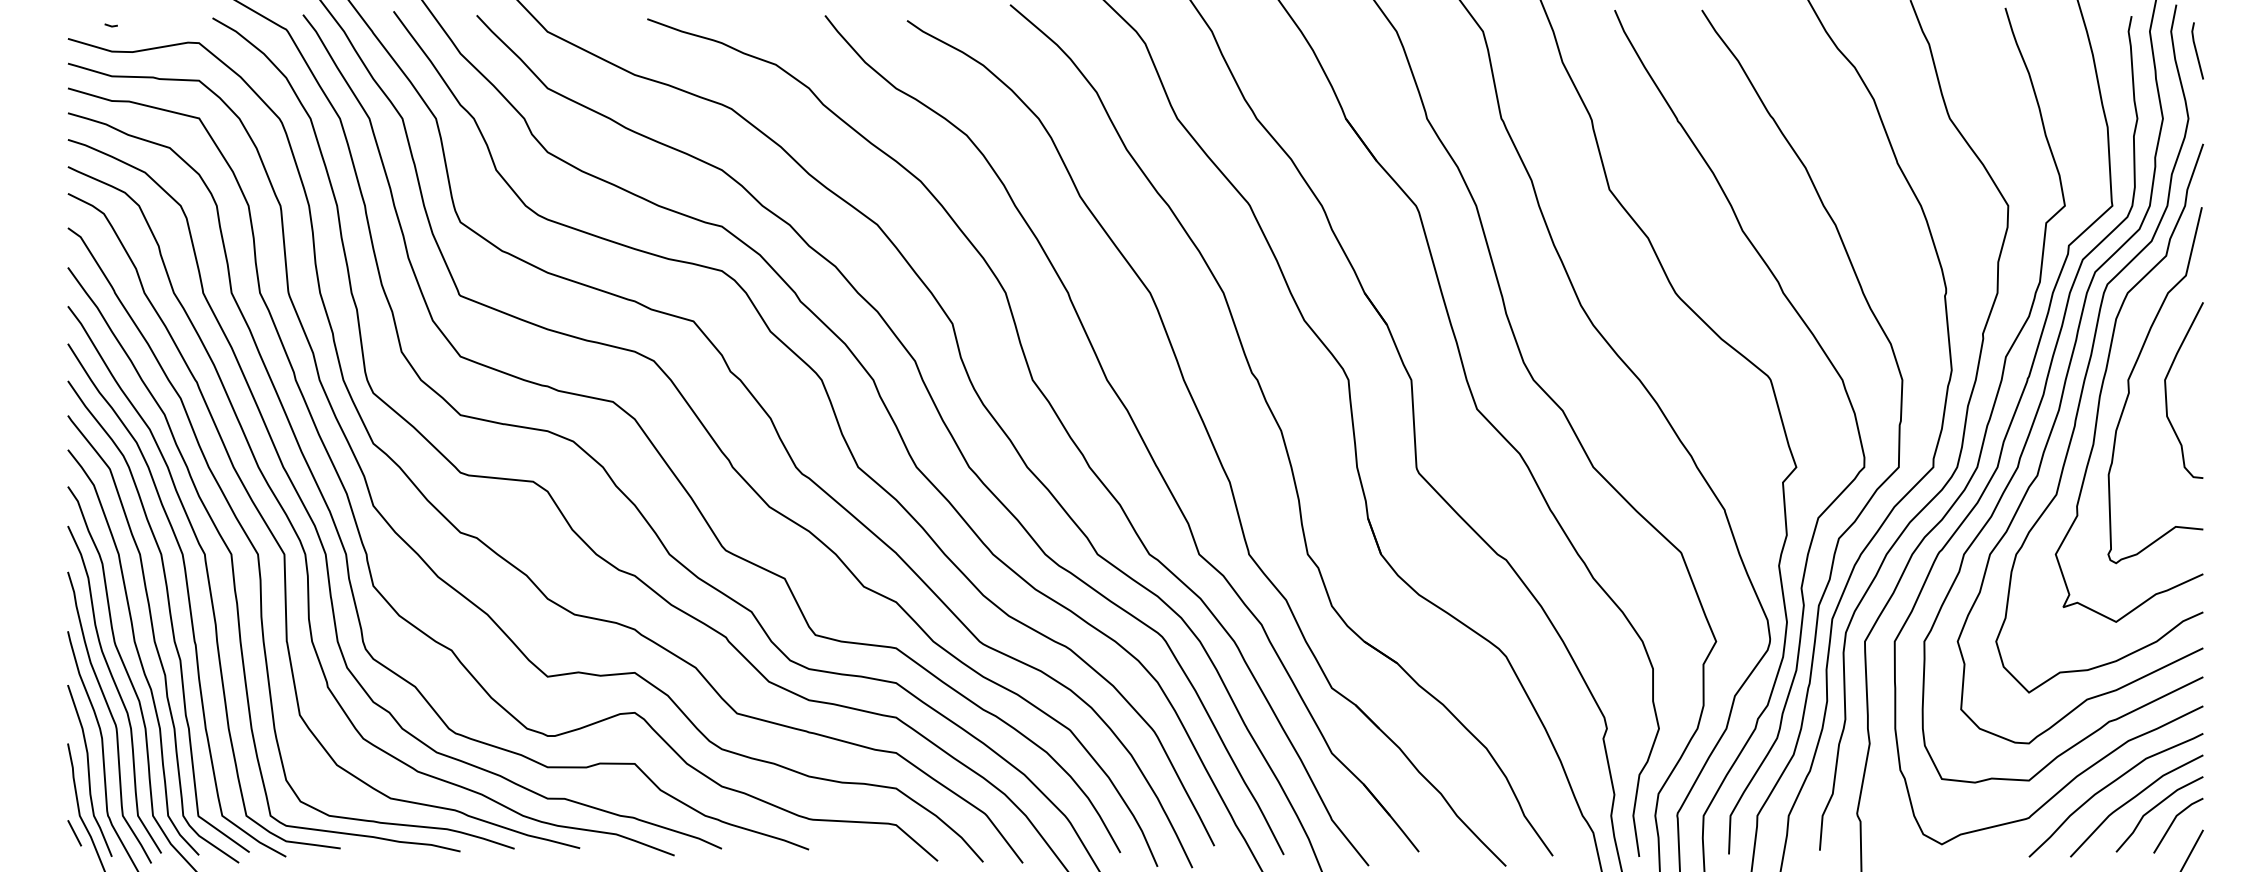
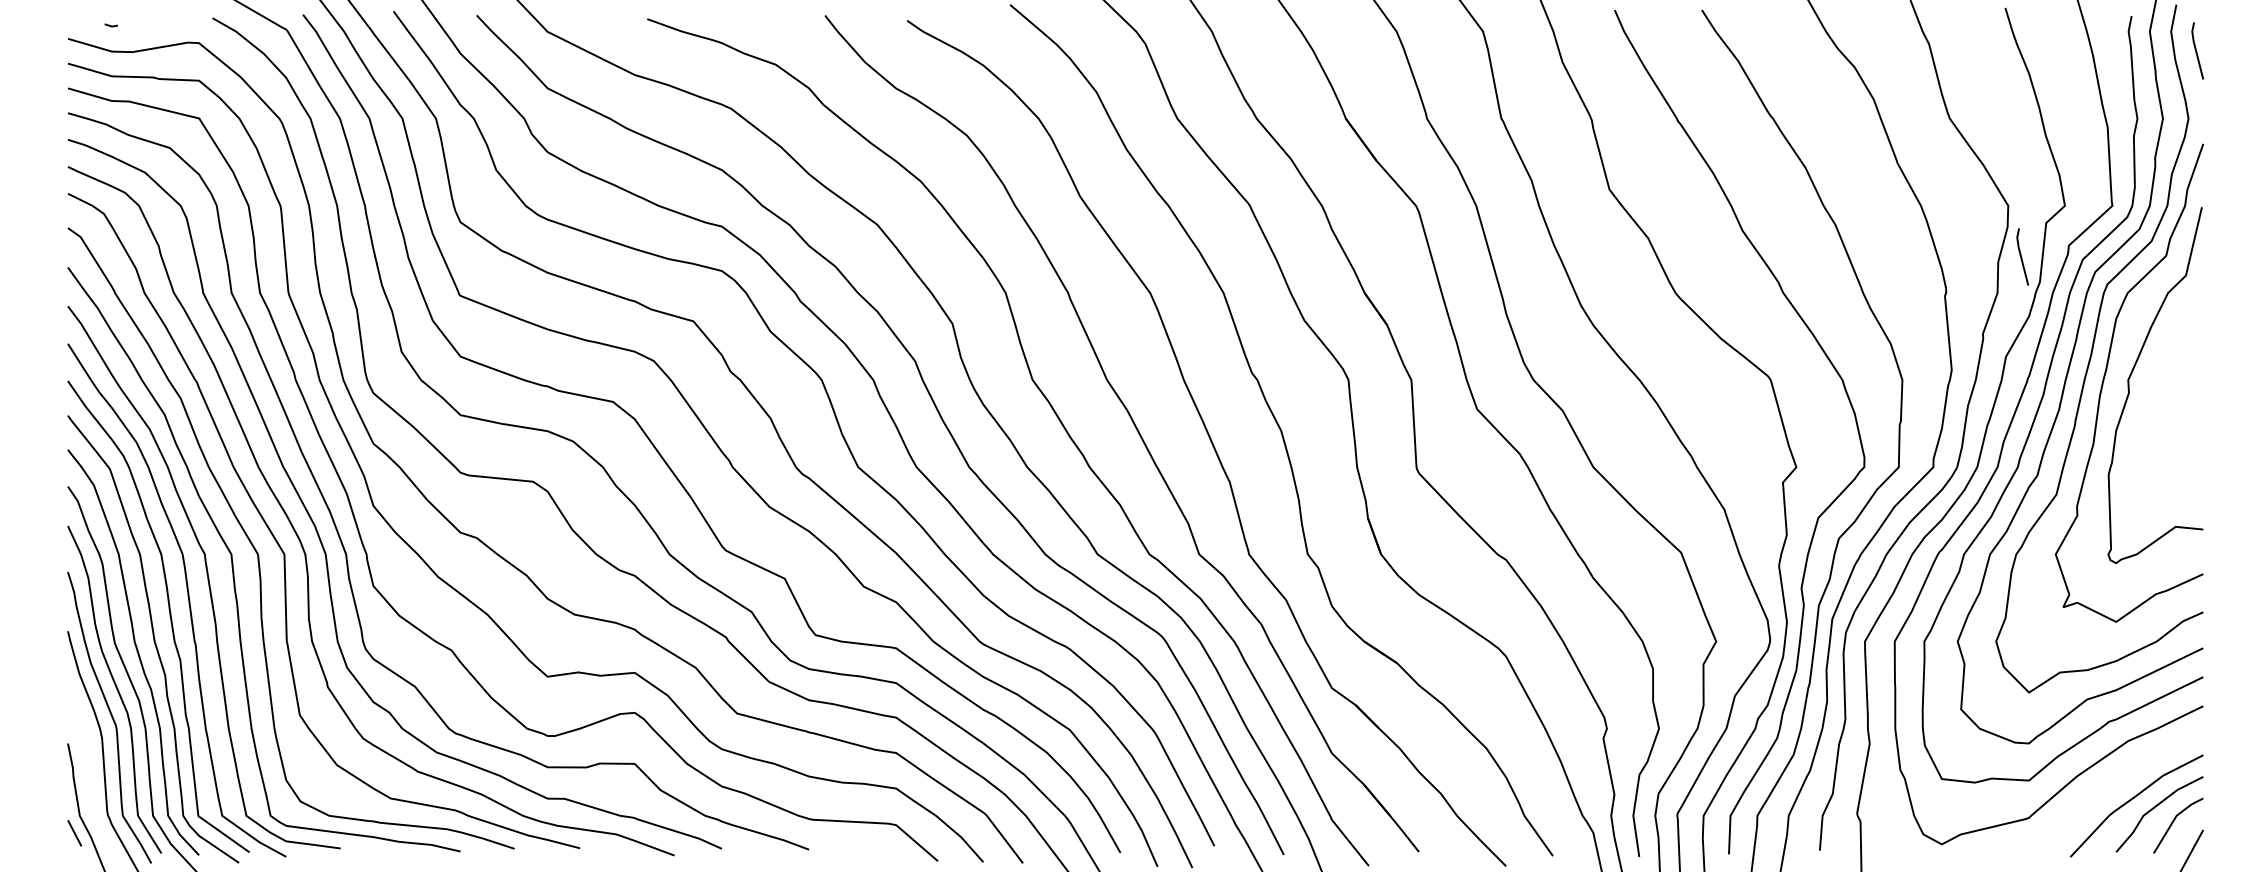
line: none -> present (2021, 256)
curve: present -> none (2166, 390)
curve: present -> none (89, 770)
curve: present -> none (2107, 787)
